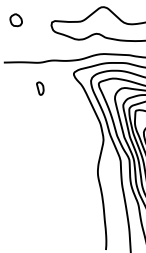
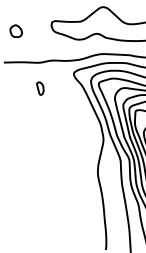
part position: (15, 20) -> (15, 31) (15, 31)
